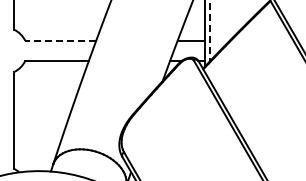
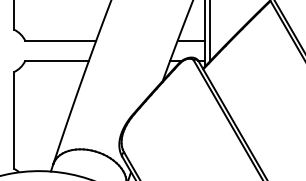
line: dashed -> solid (209, 30)
line: dashed -> solid (60, 40)
